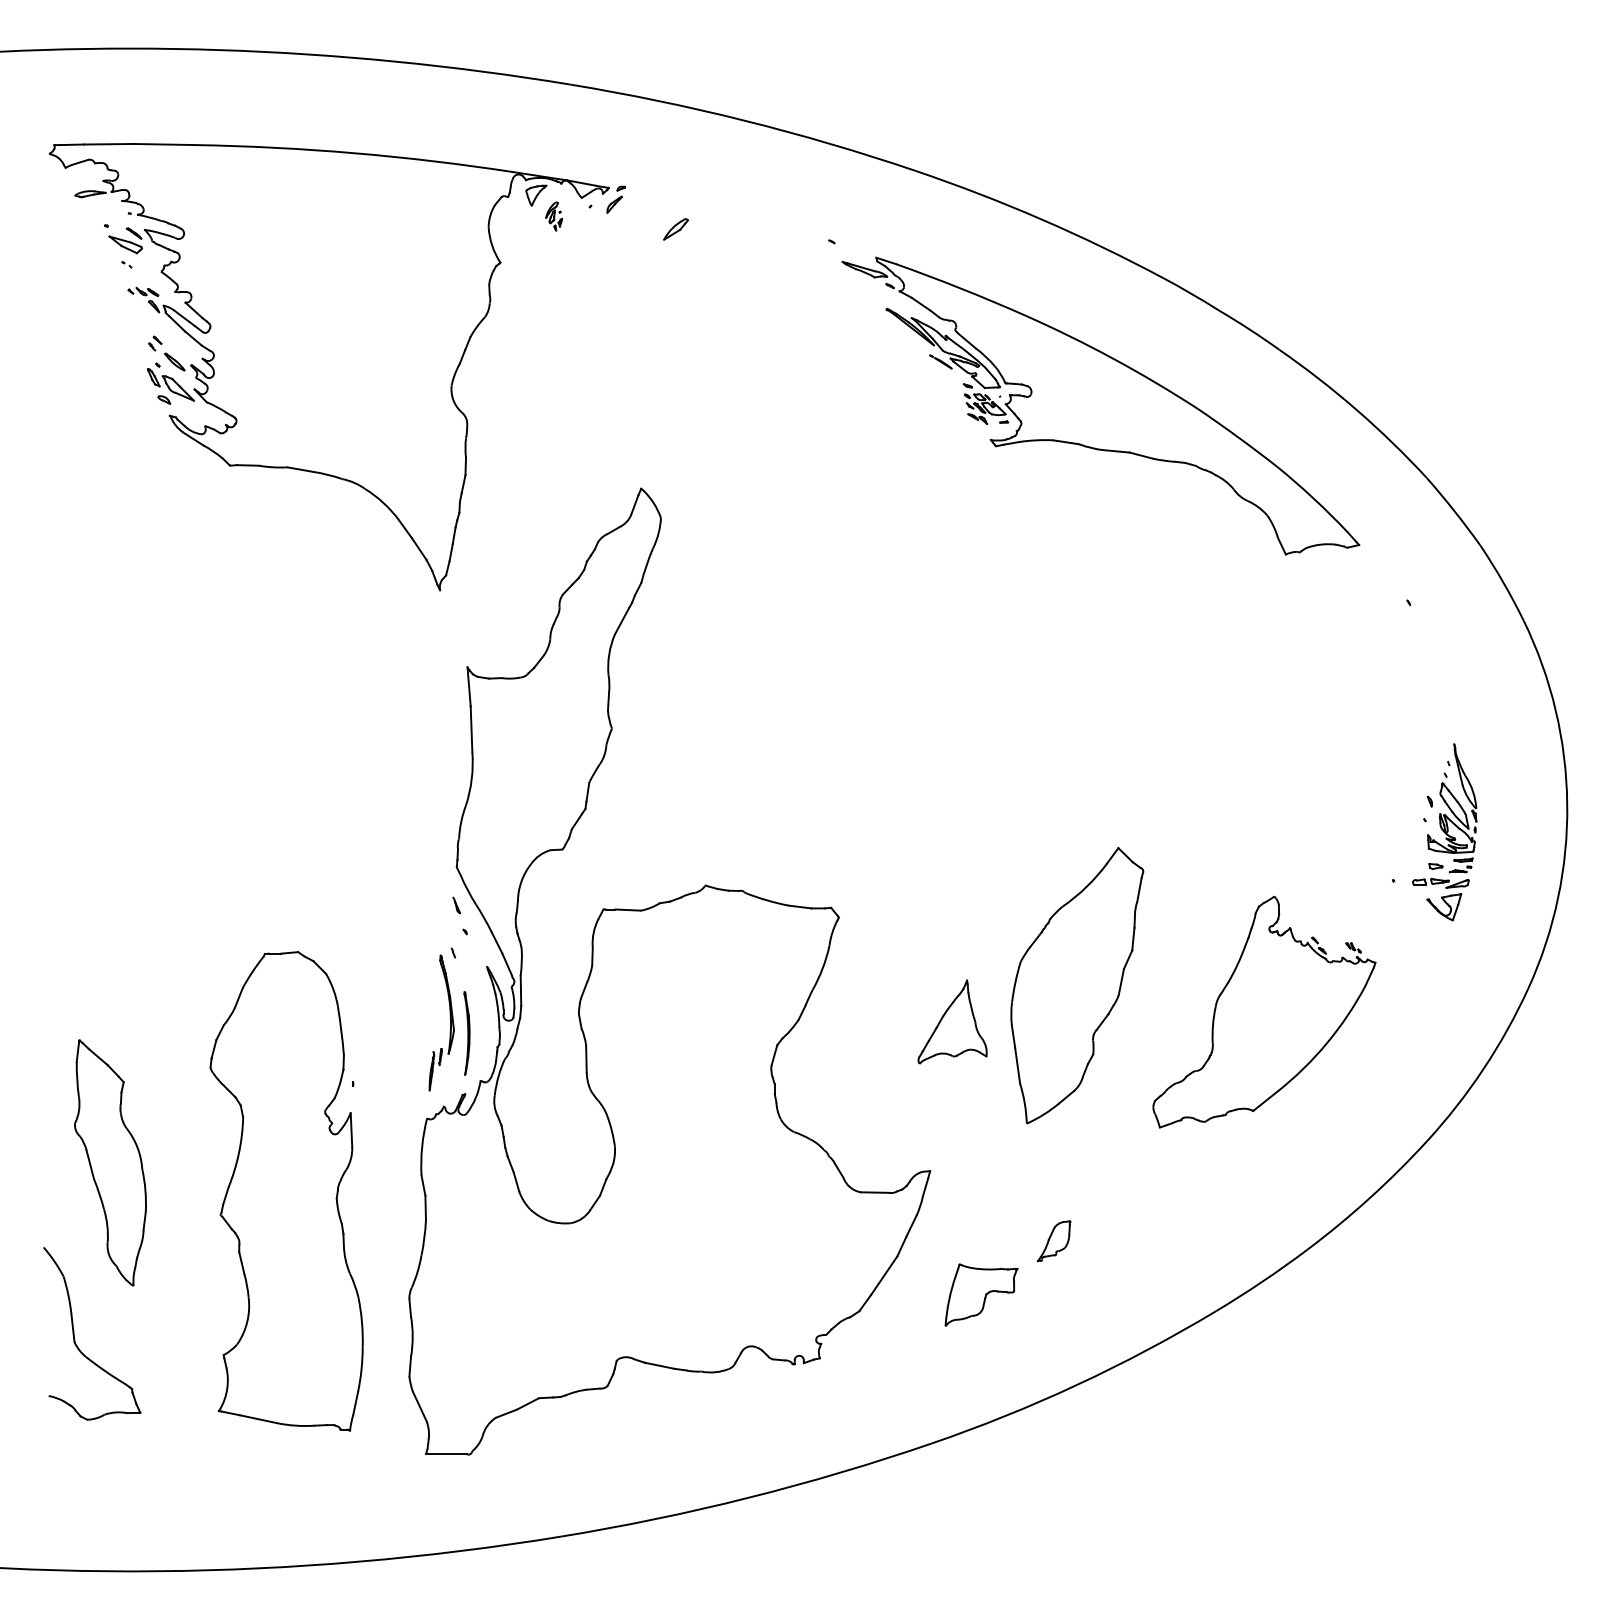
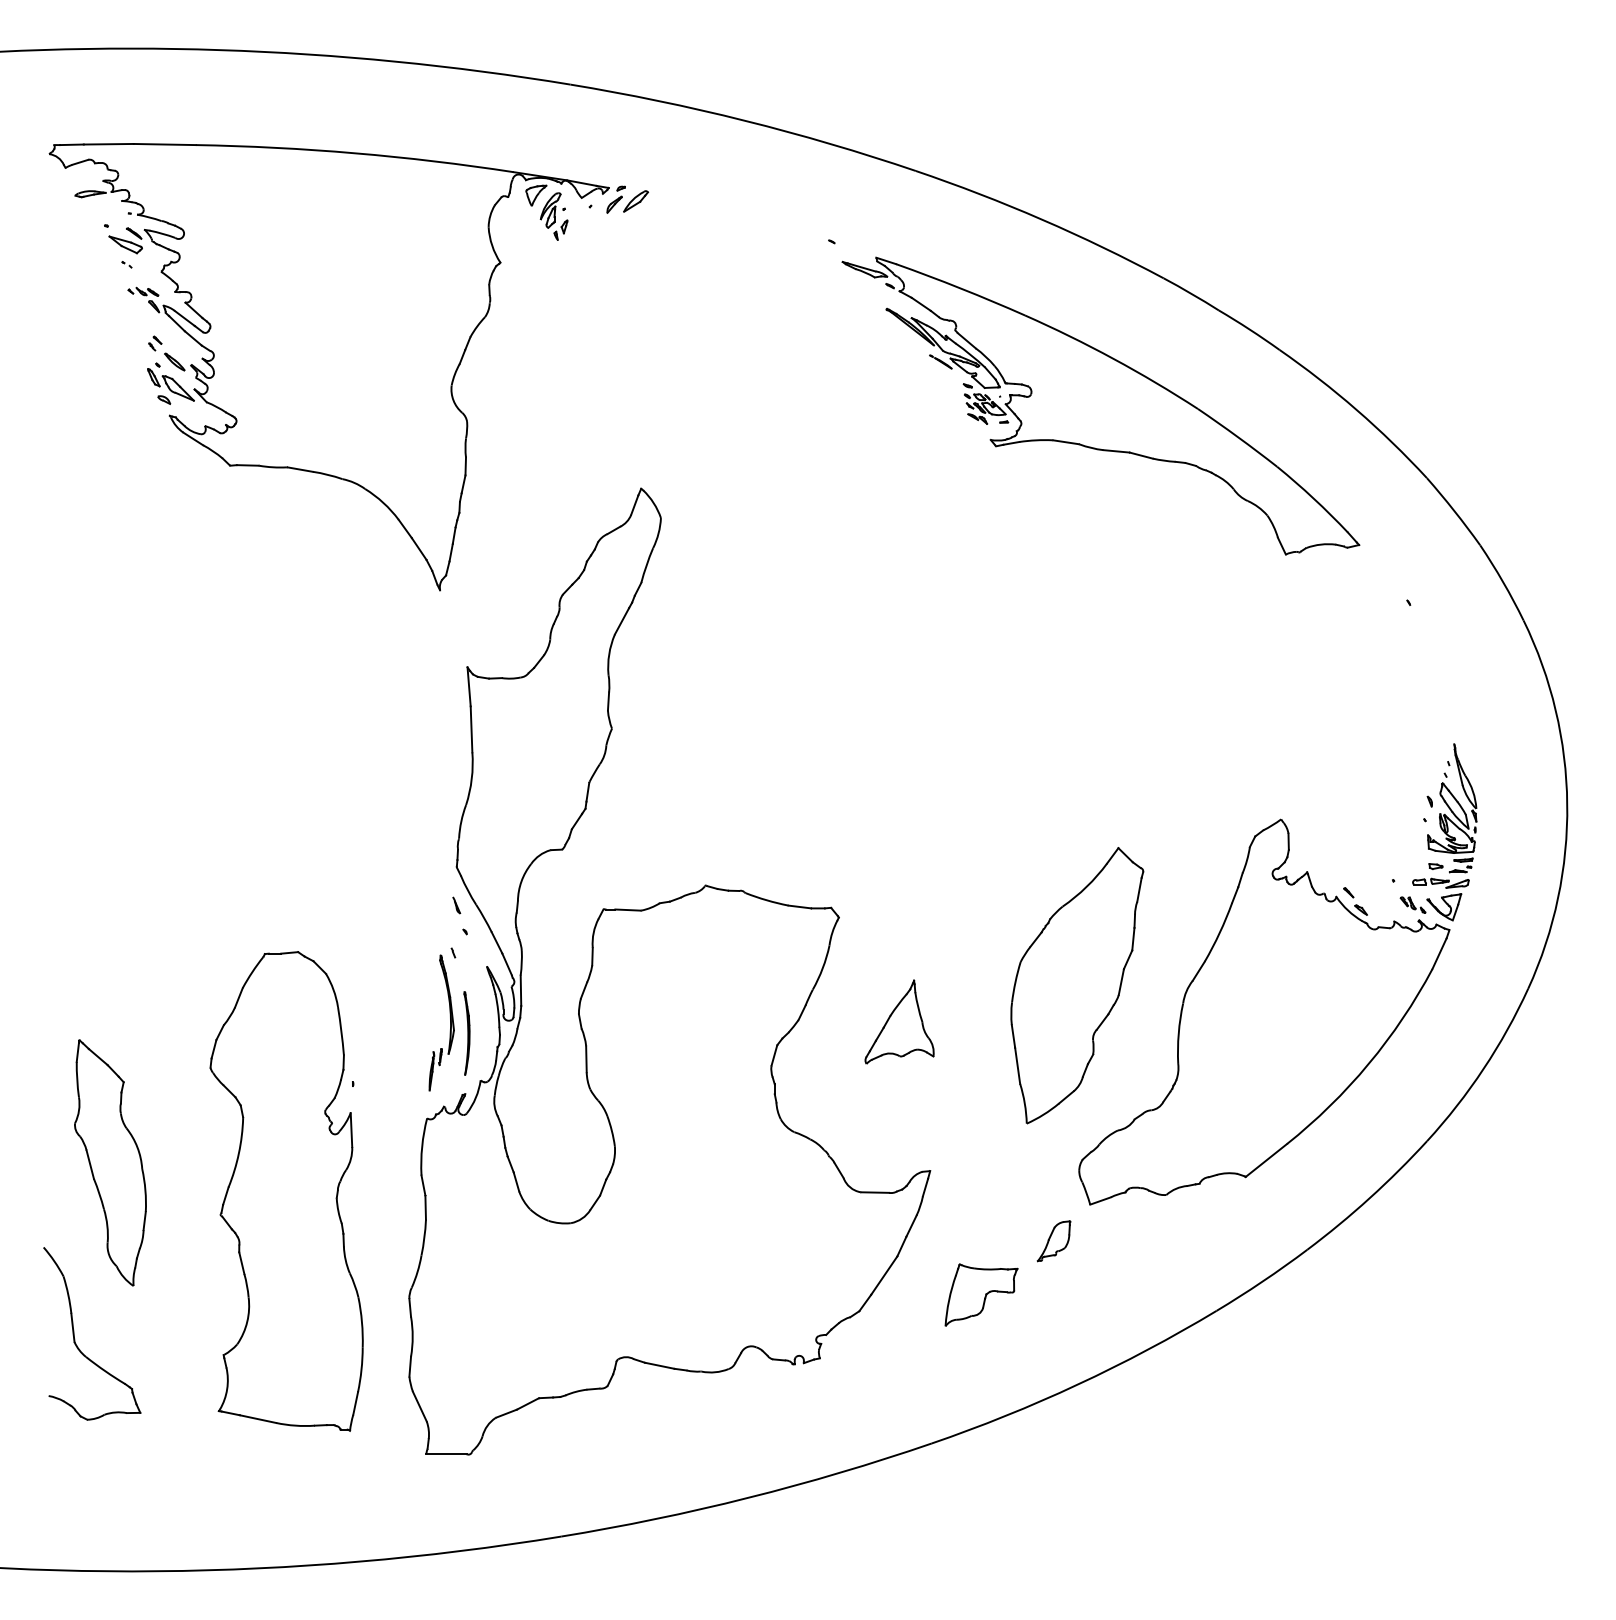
part size: 19x31 px -> 30x49 px (553, 216)
part position: (675, 229) -> (635, 201) (635, 201)
part size: 225x233 px -> 373x388 px (1264, 1011)
part position: (952, 1021) -> (899, 1021) (899, 1021)
